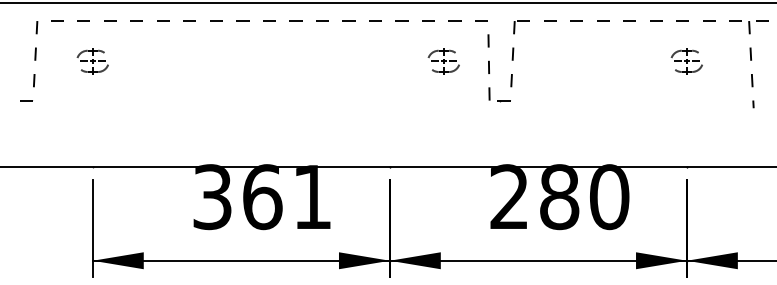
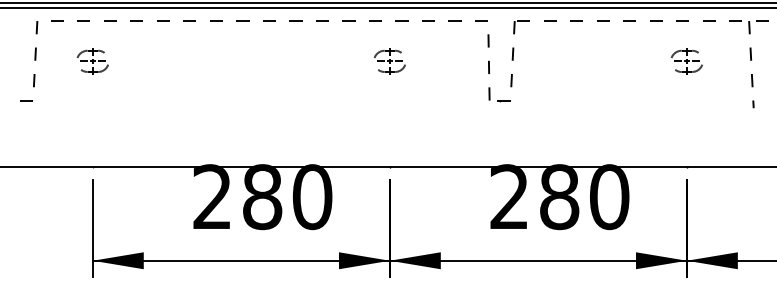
line: none -> present (387, 8)
part position: (443, 61) -> (389, 61) (389, 61)
text: 361 -> 280 (262, 197)
